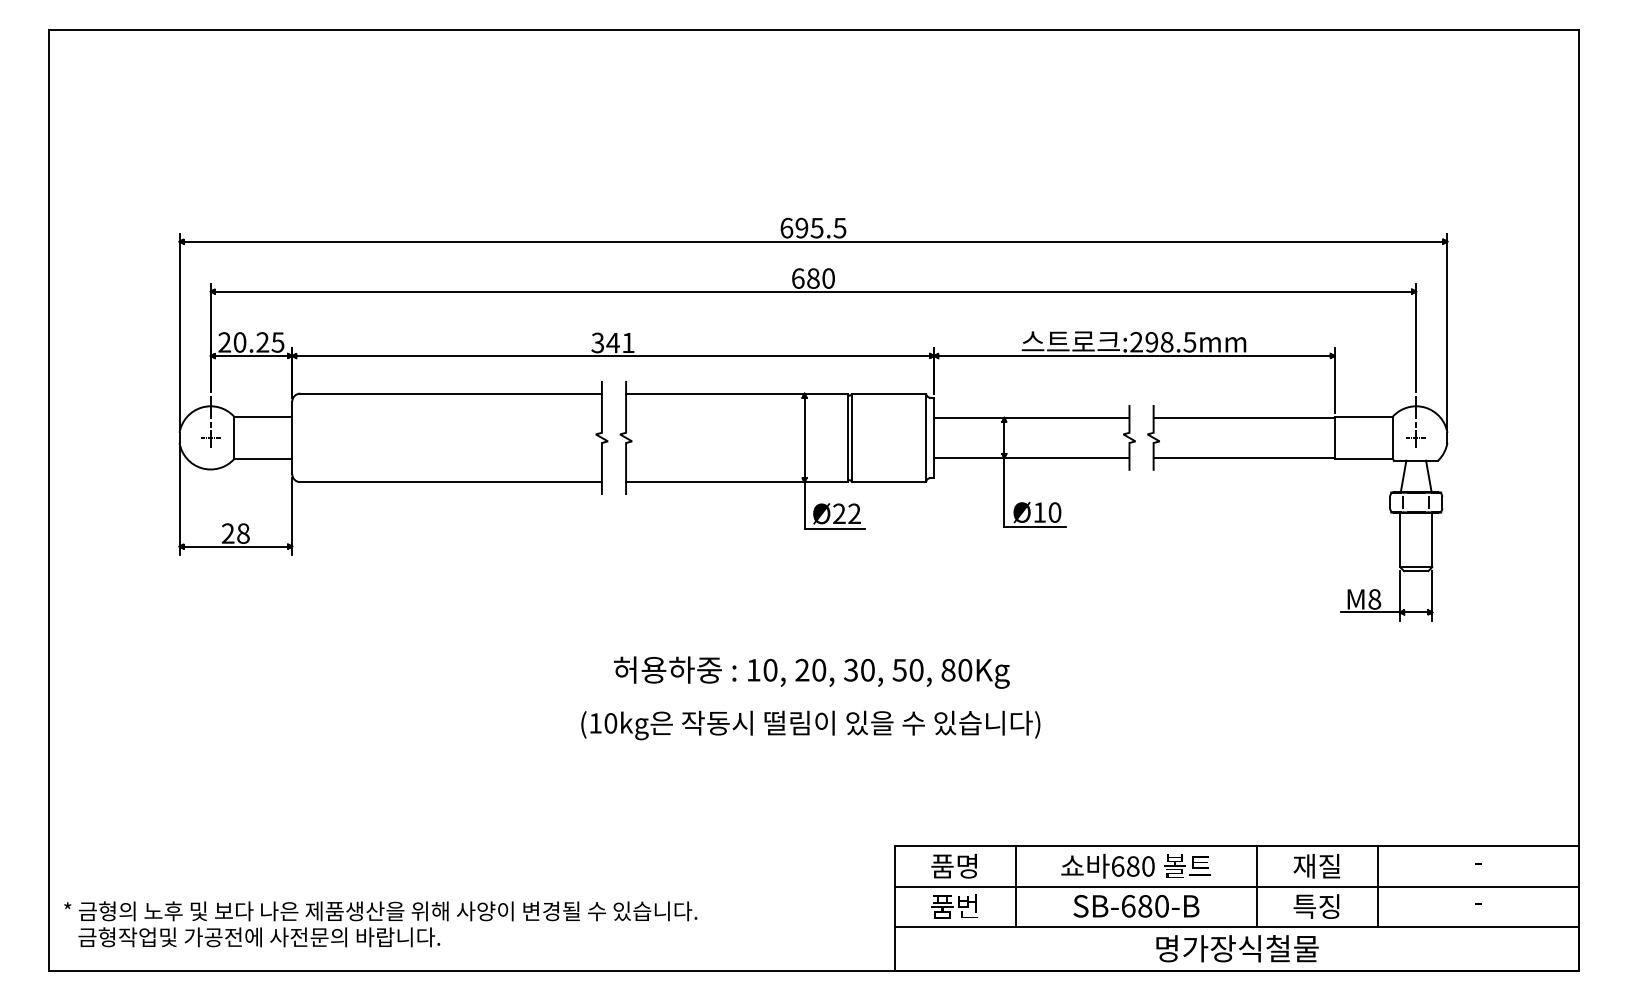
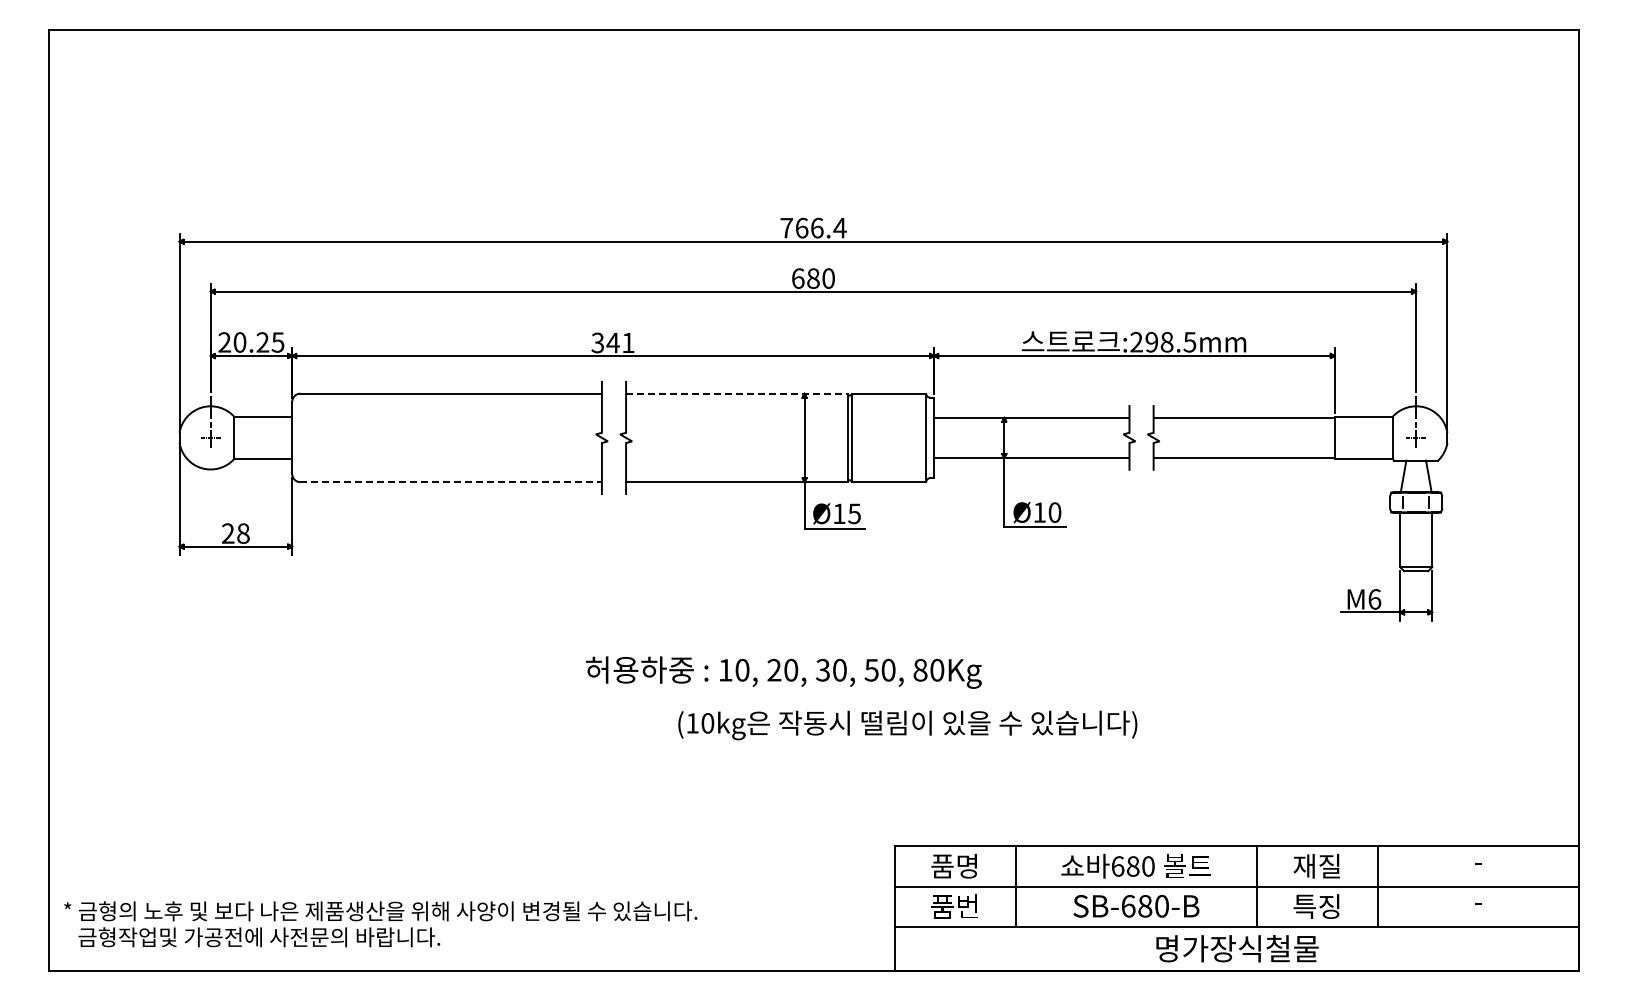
text: 695.5 -> 766.4 (813, 227)
line: solid -> dashed (736, 393)
line: solid -> dashed (451, 482)
text: Ø22 -> Ø15 (846, 513)
text: M8 -> M6 (1374, 599)
text position: (811, 672) -> (783, 672) (783, 672)
text position: (810, 725) -> (907, 725) (907, 725)
